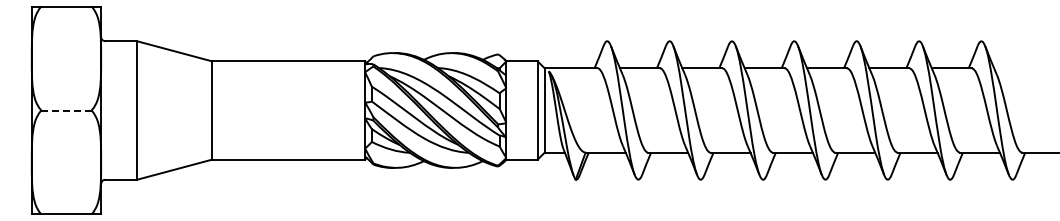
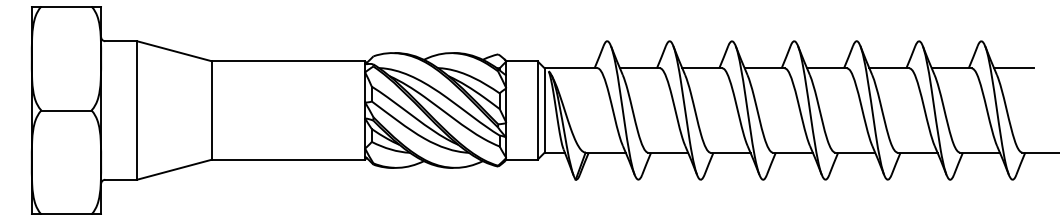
line: none -> present (1013, 68)
line: dashed -> solid (66, 110)
